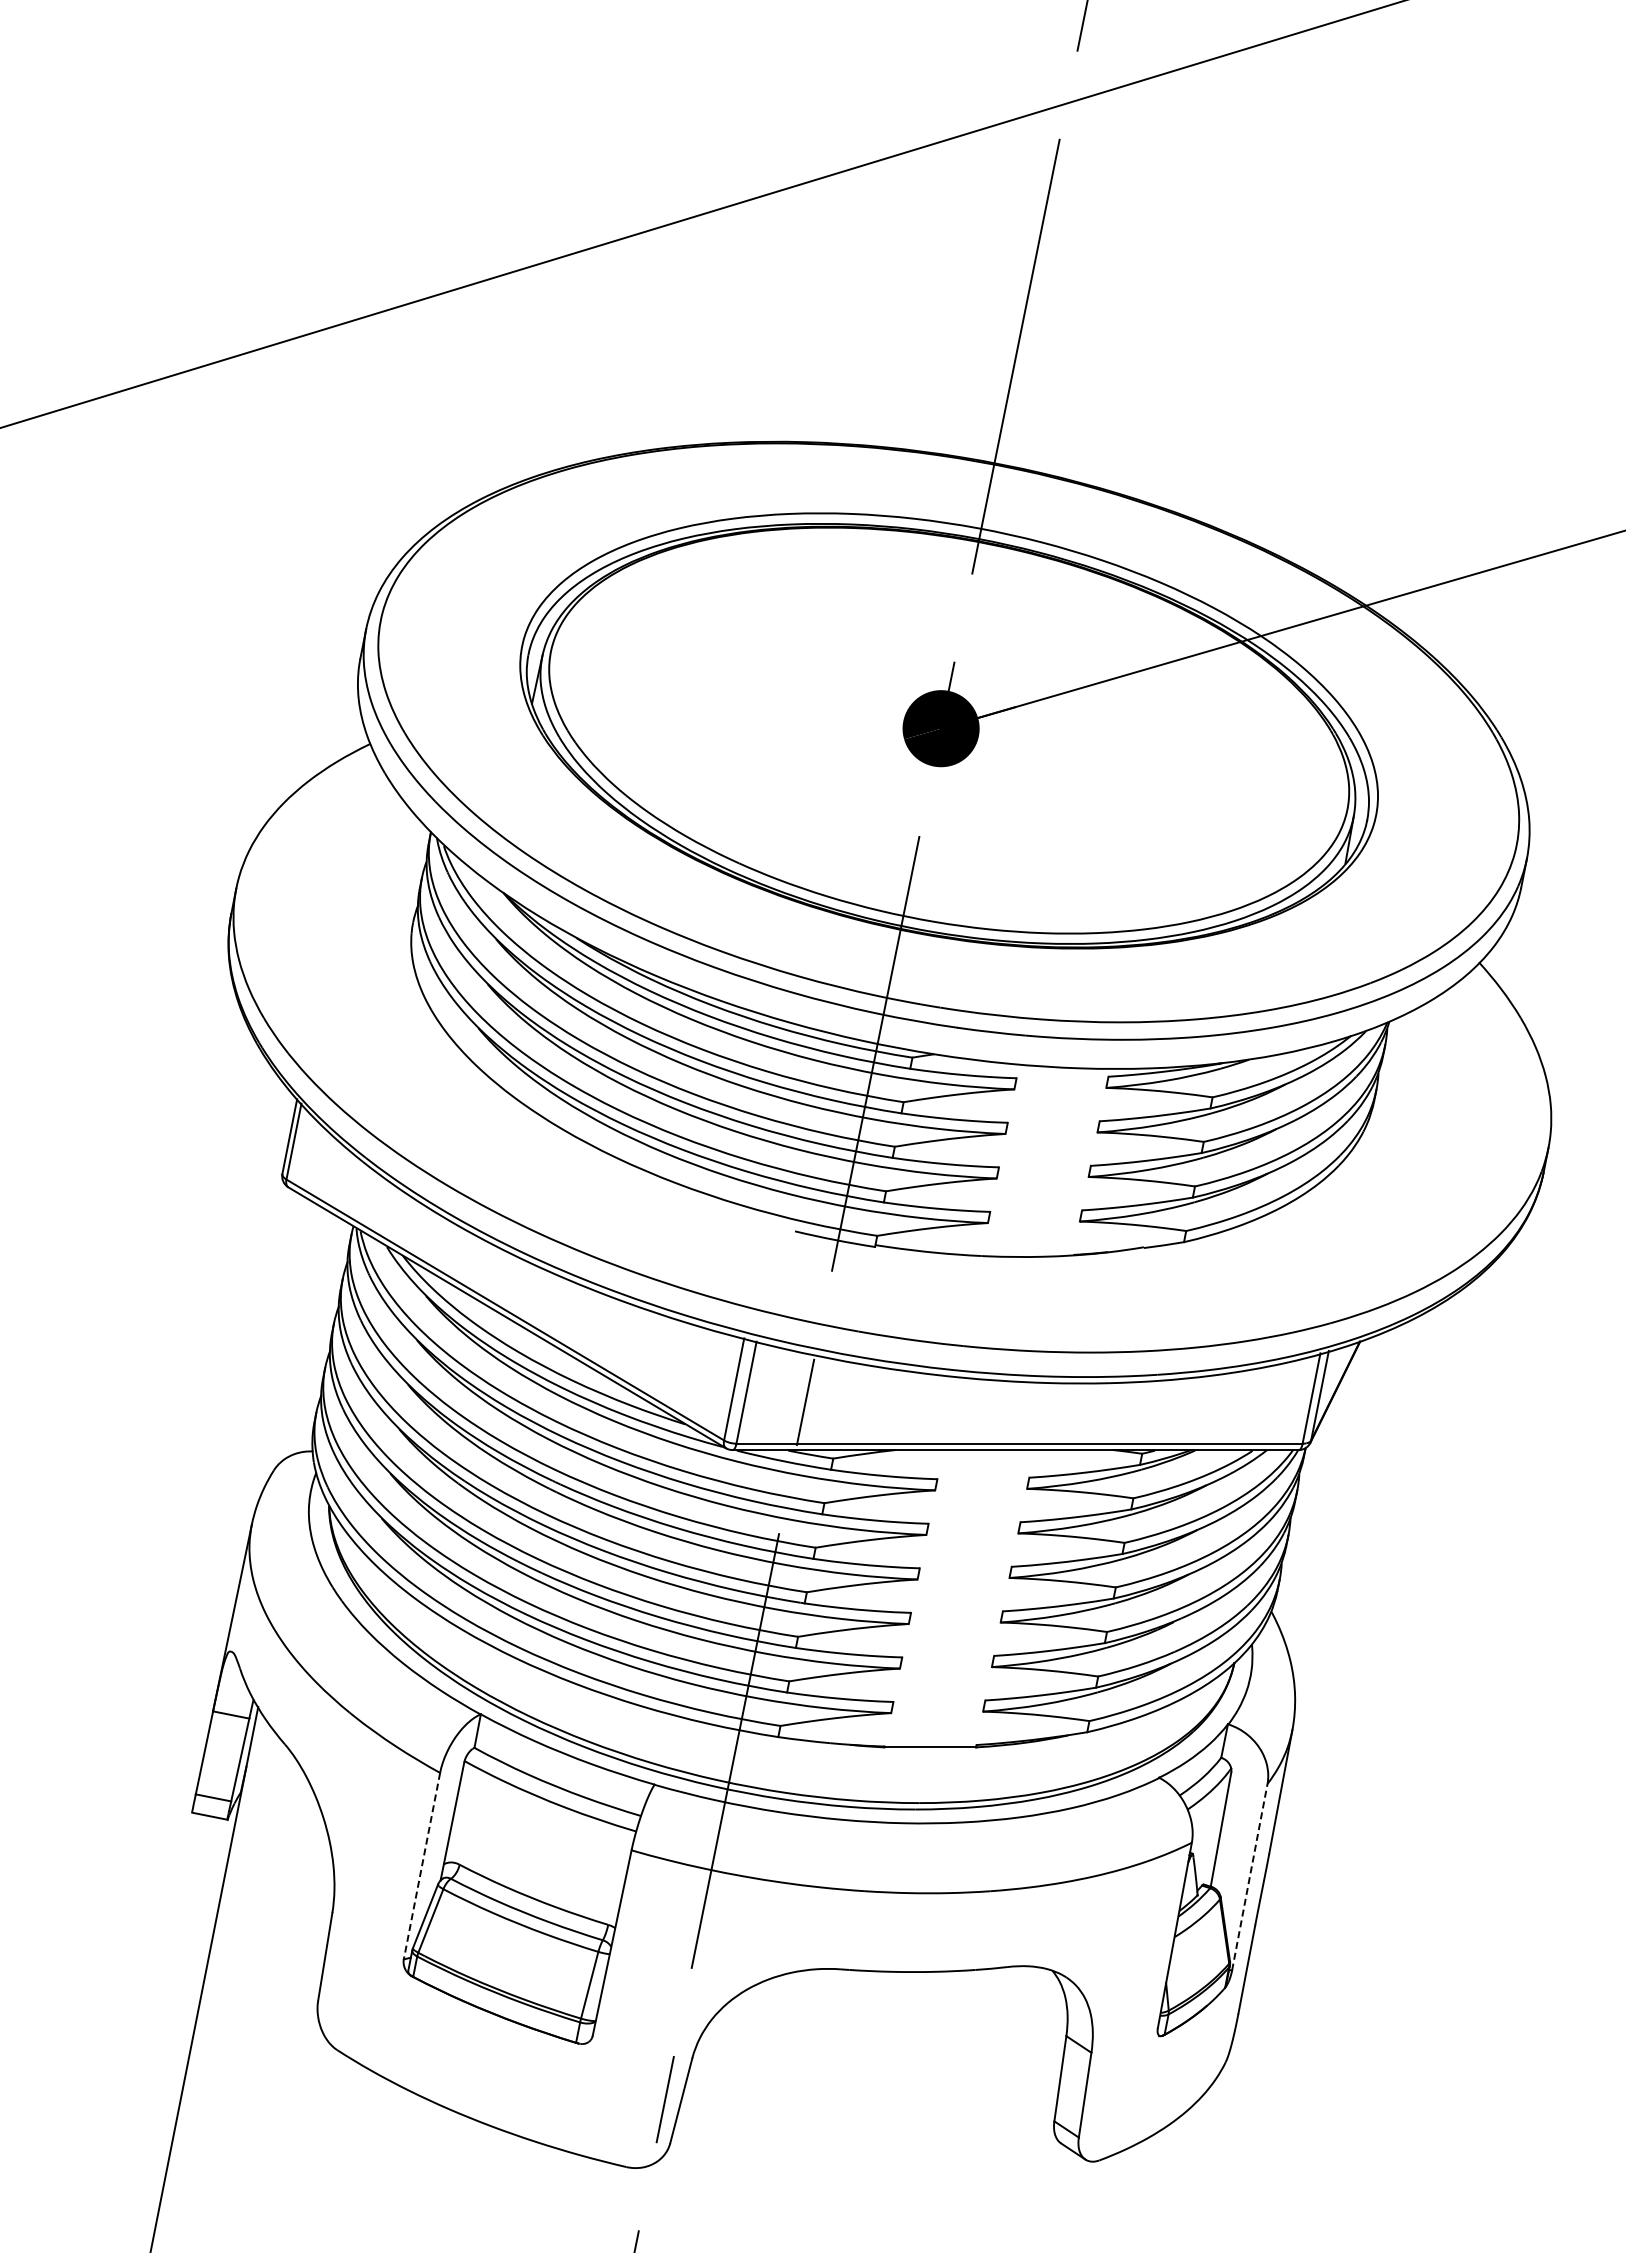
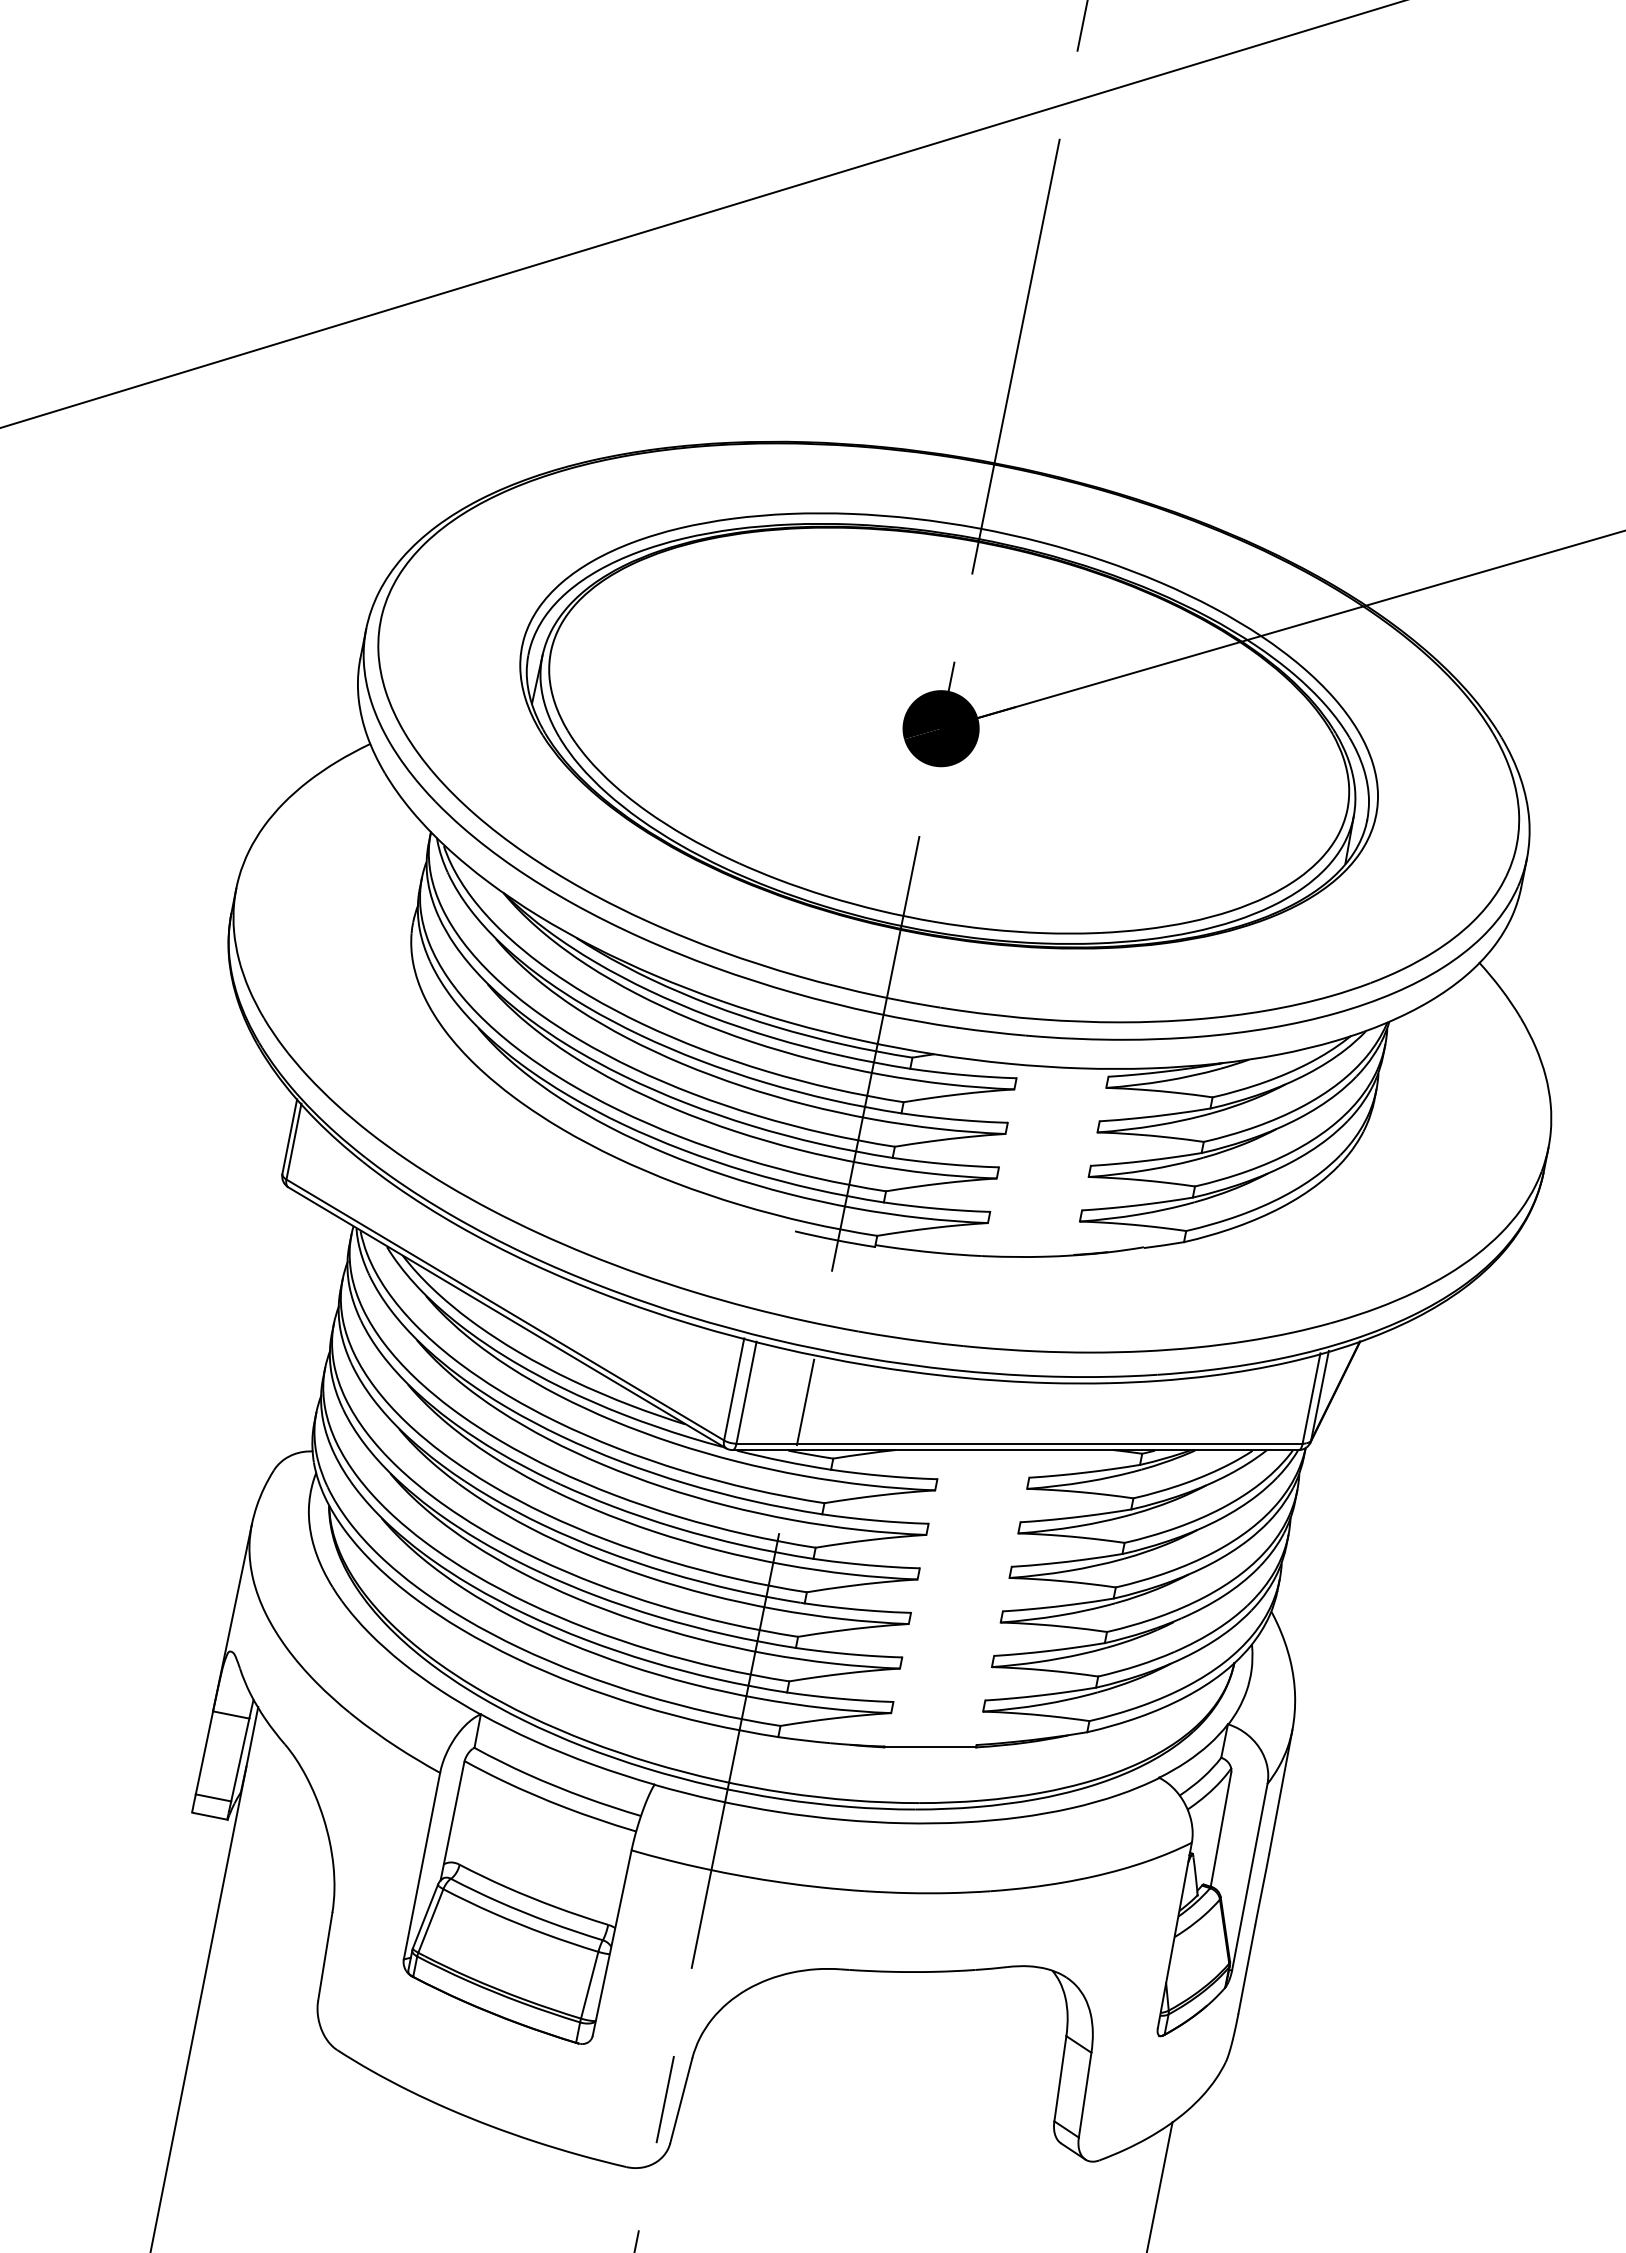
line: dashed -> solid (421, 1866)
line: dashed -> solid (1249, 1877)
line: none -> present (1159, 2185)
